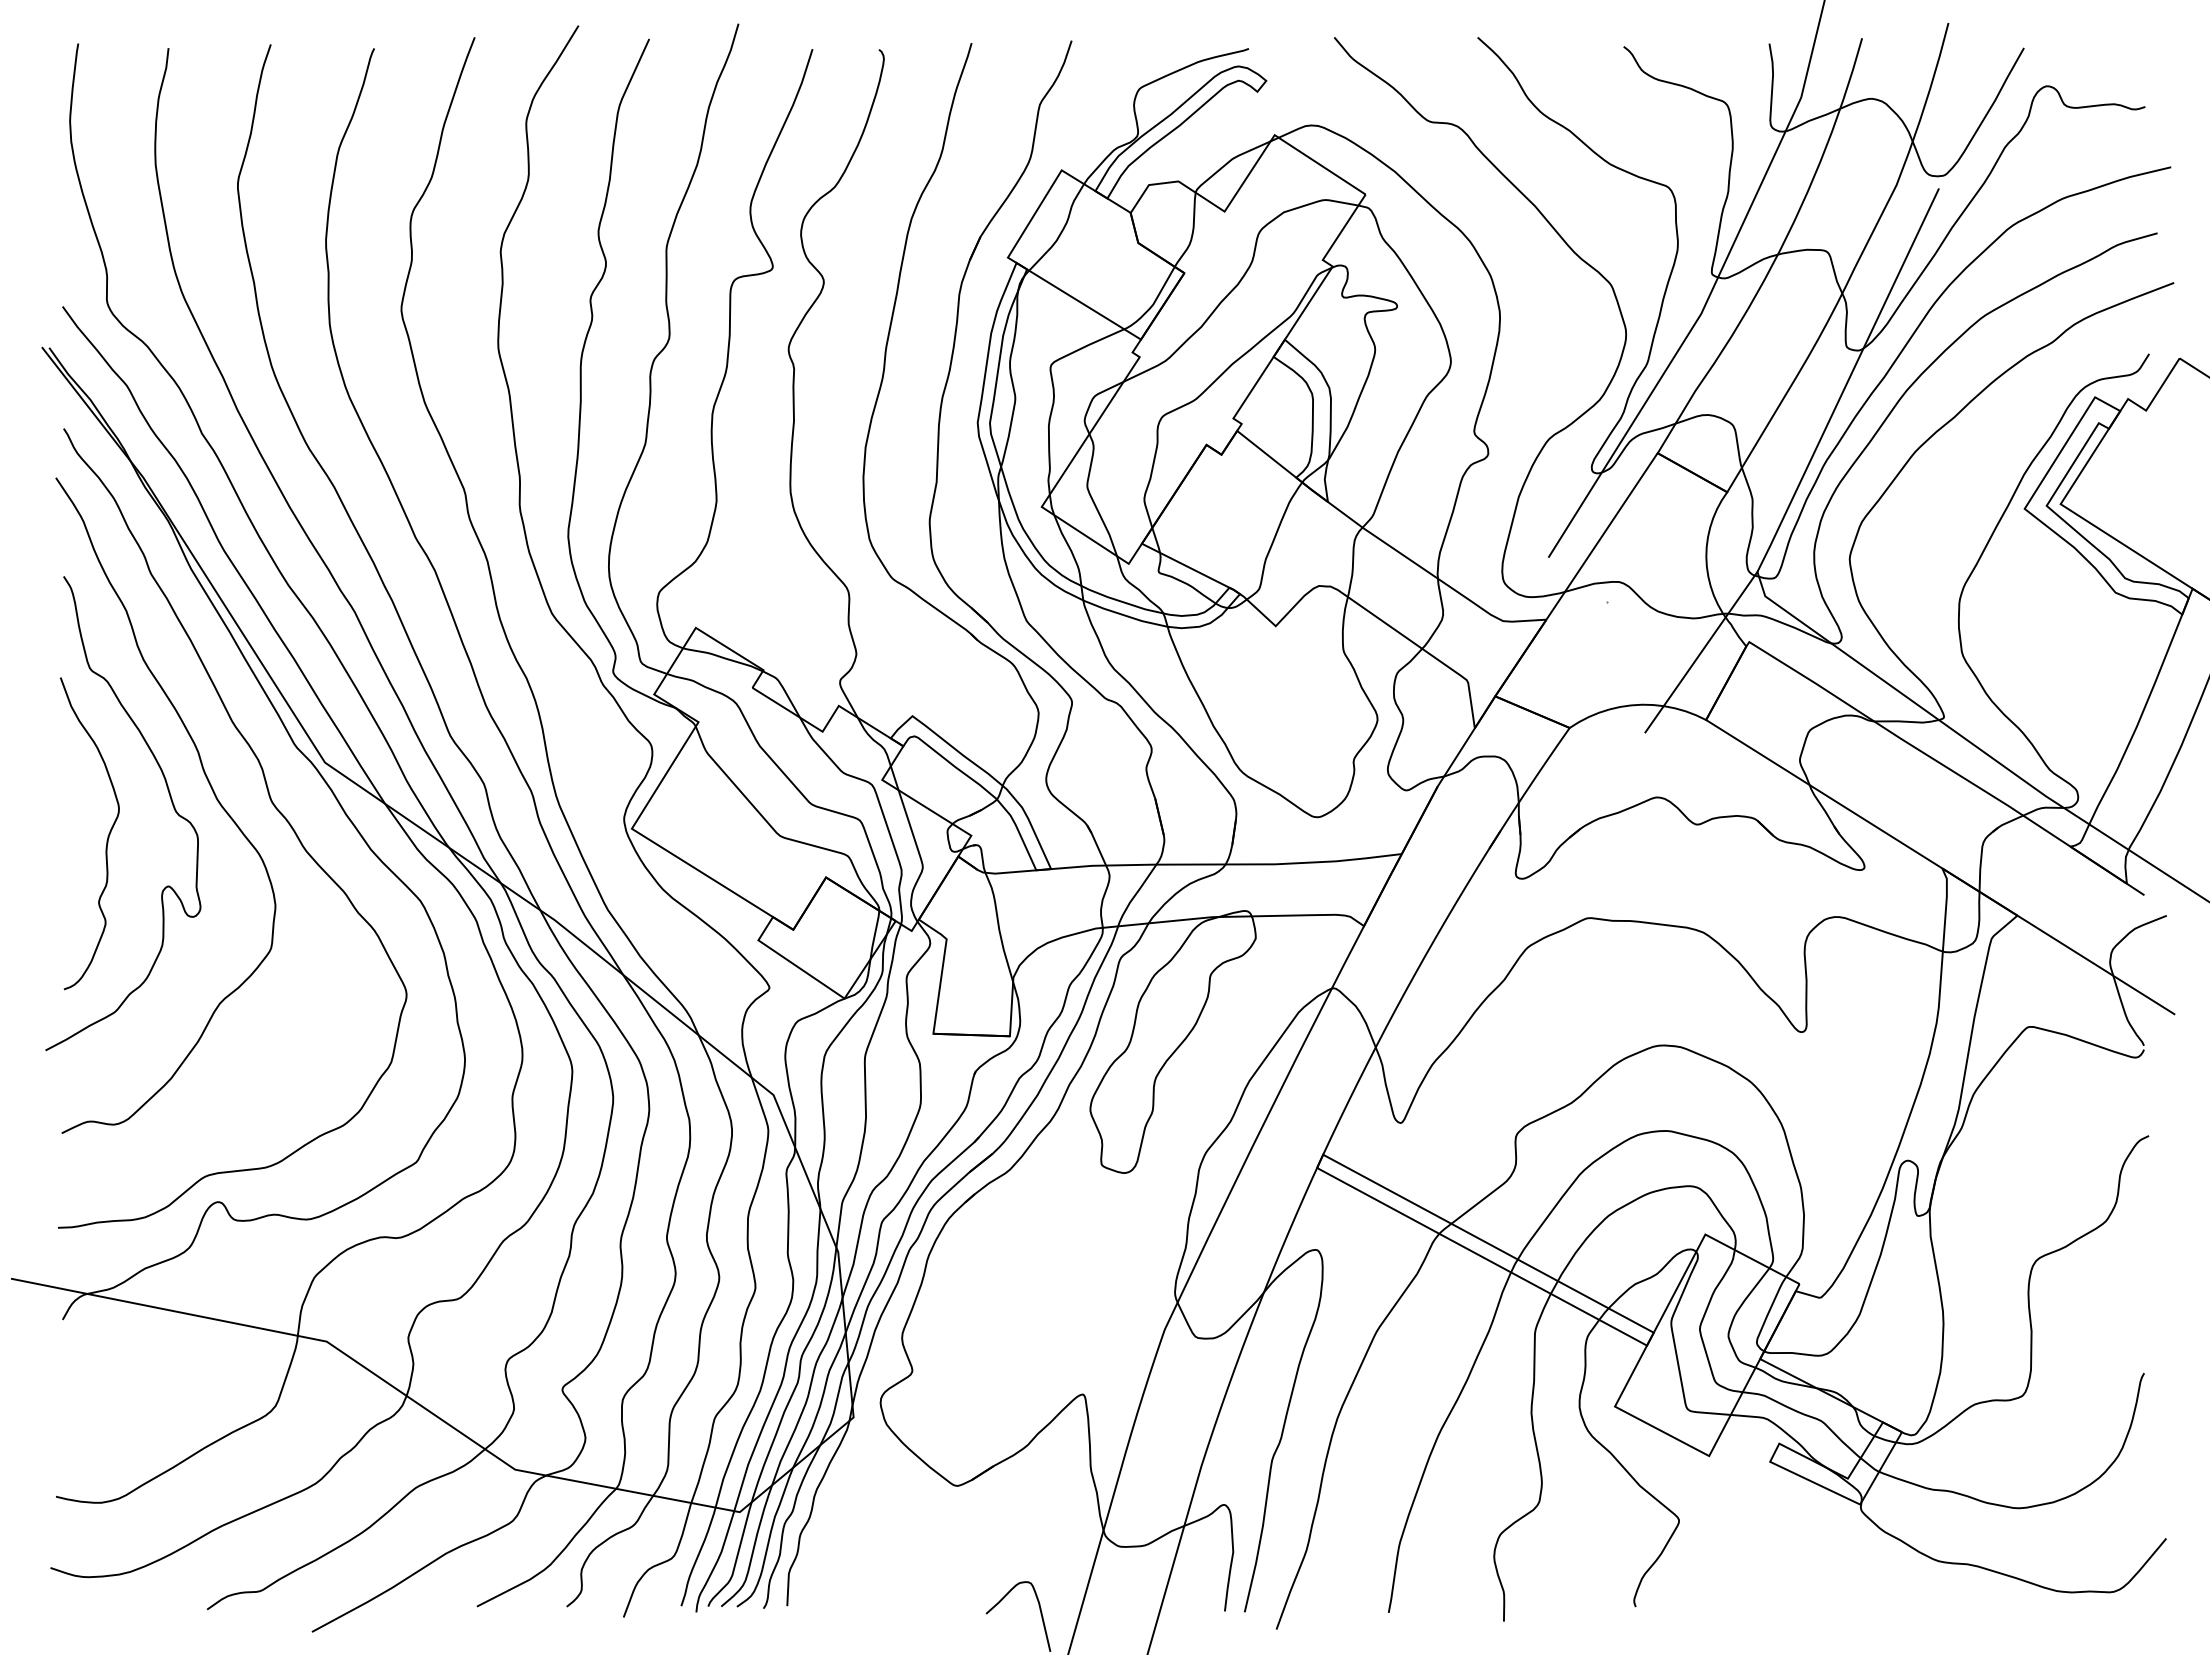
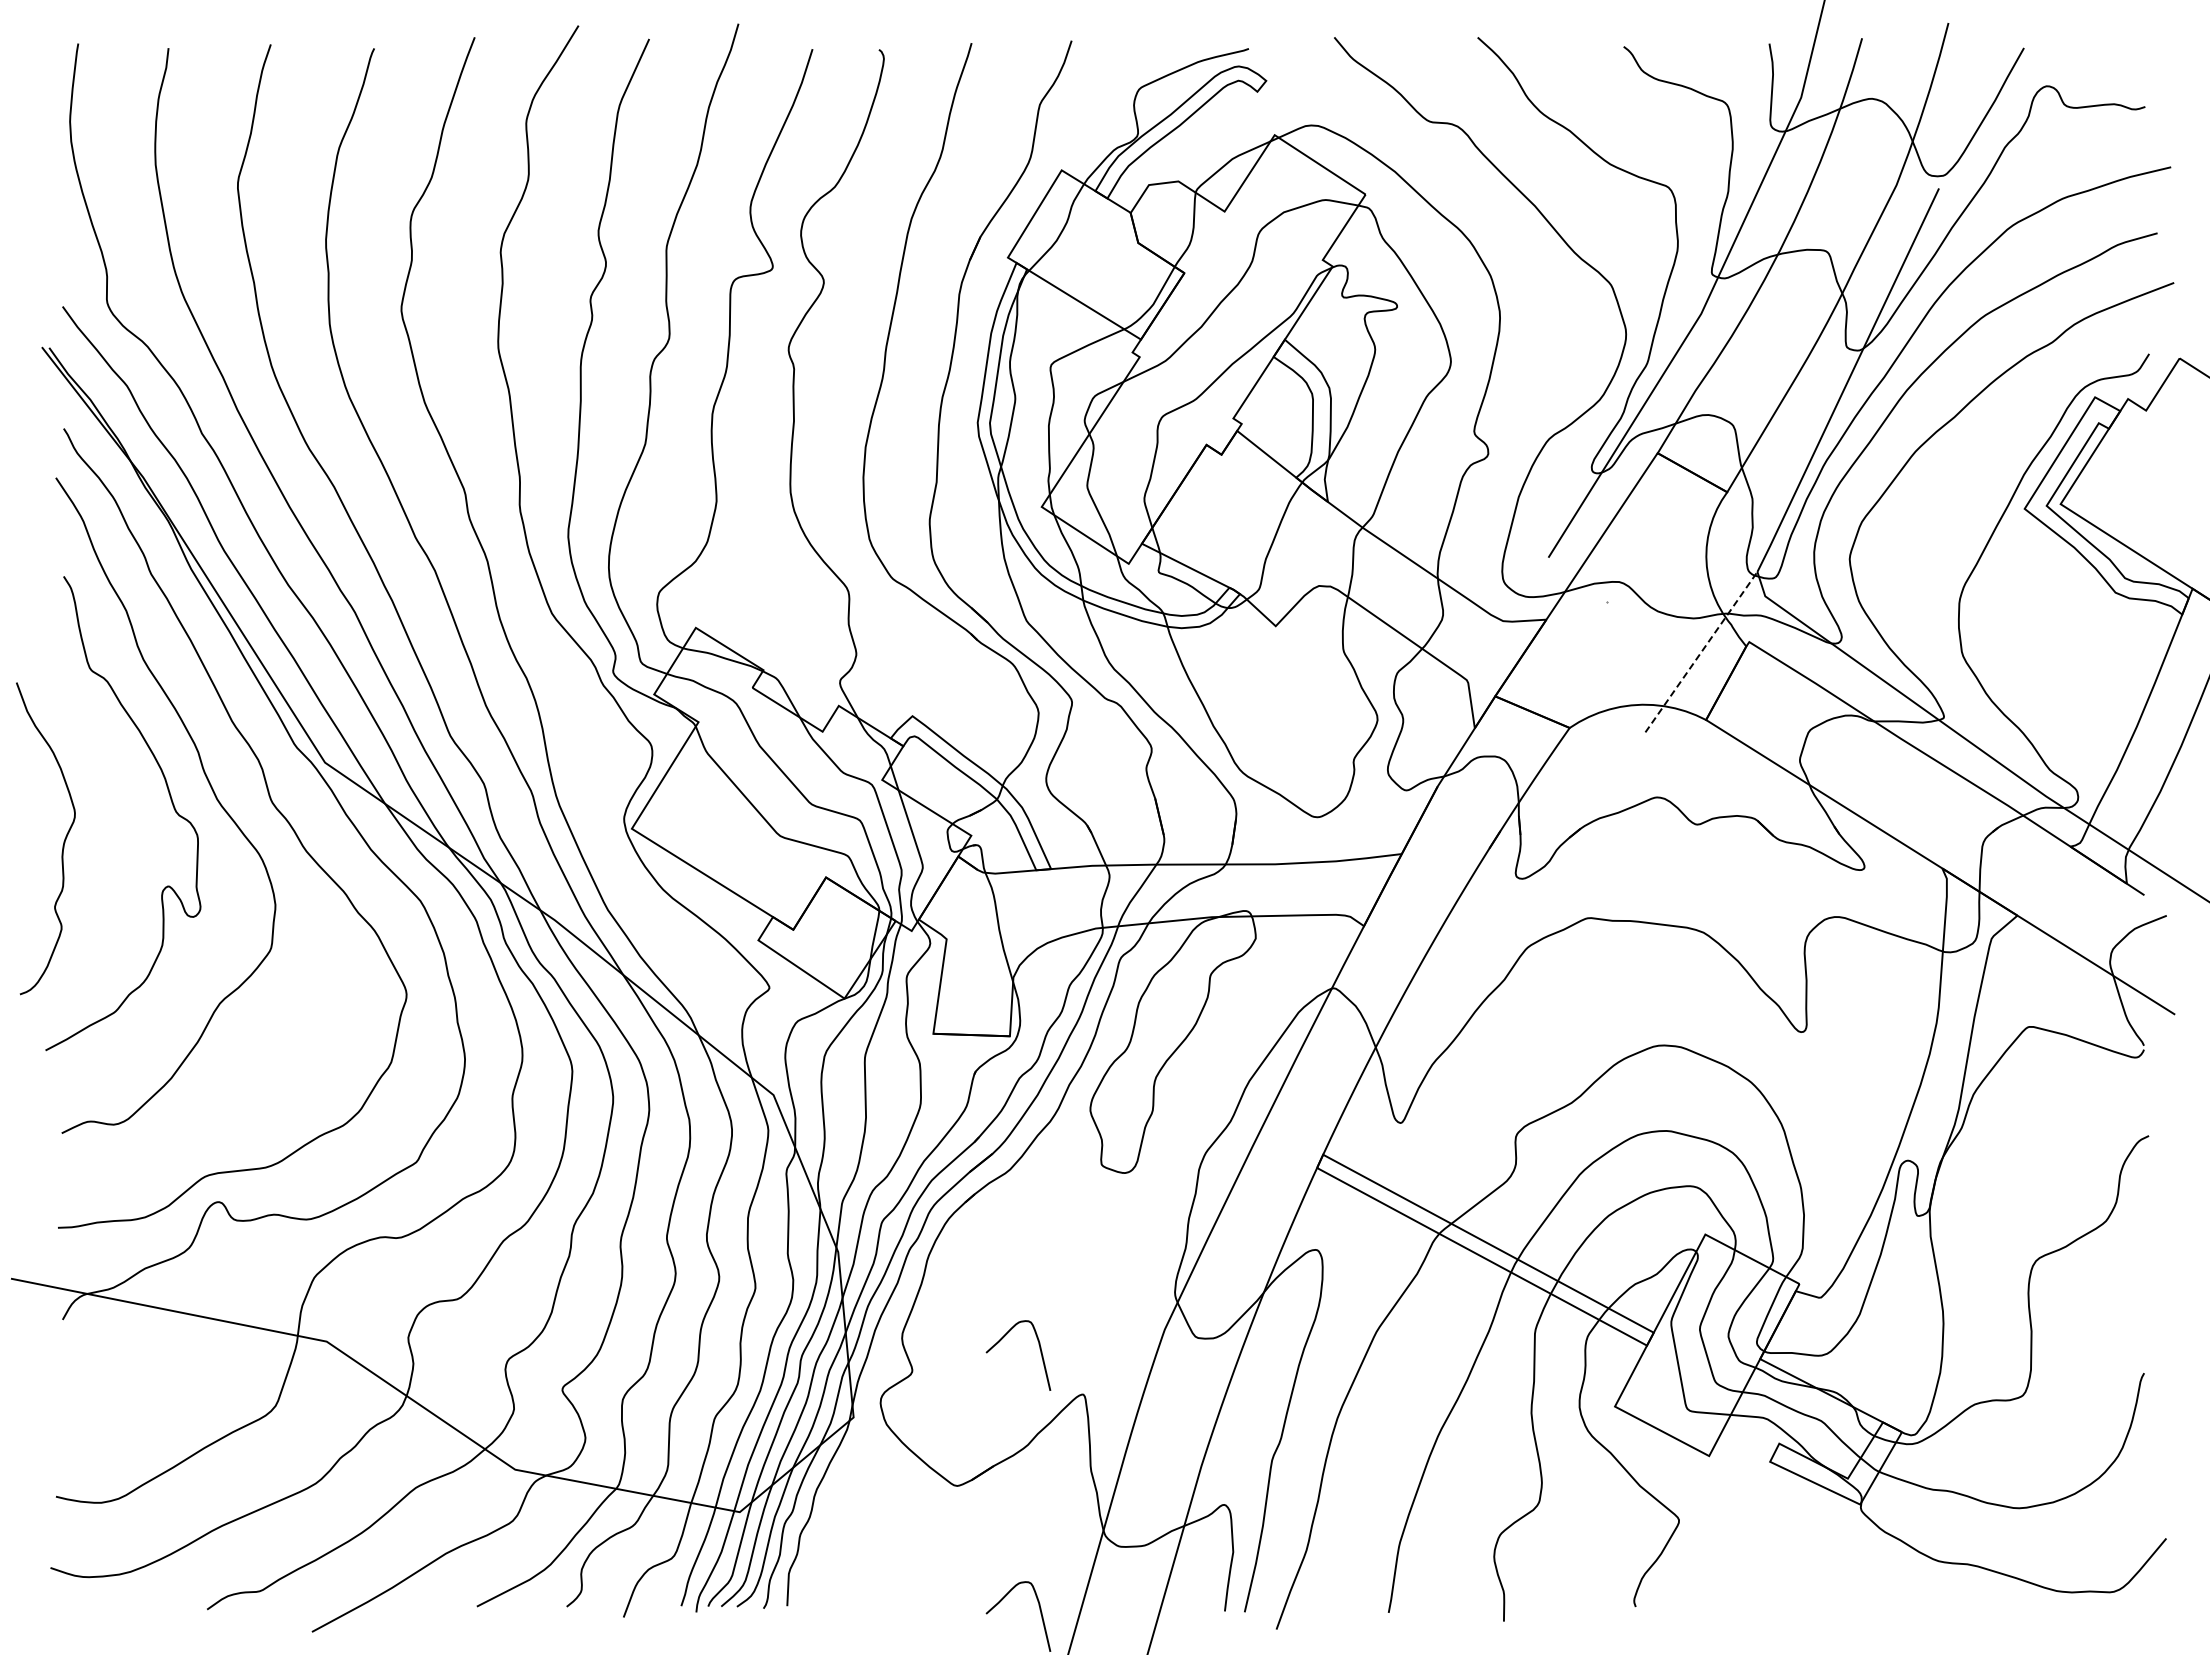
line: solid -> dashed (1701, 652)
curve position: (107, 836) -> (63, 841) (63, 841)
curve: none -> present (1039, 1349)
